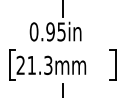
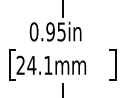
text: 21.3mm -> 24.1mm (39, 65)
